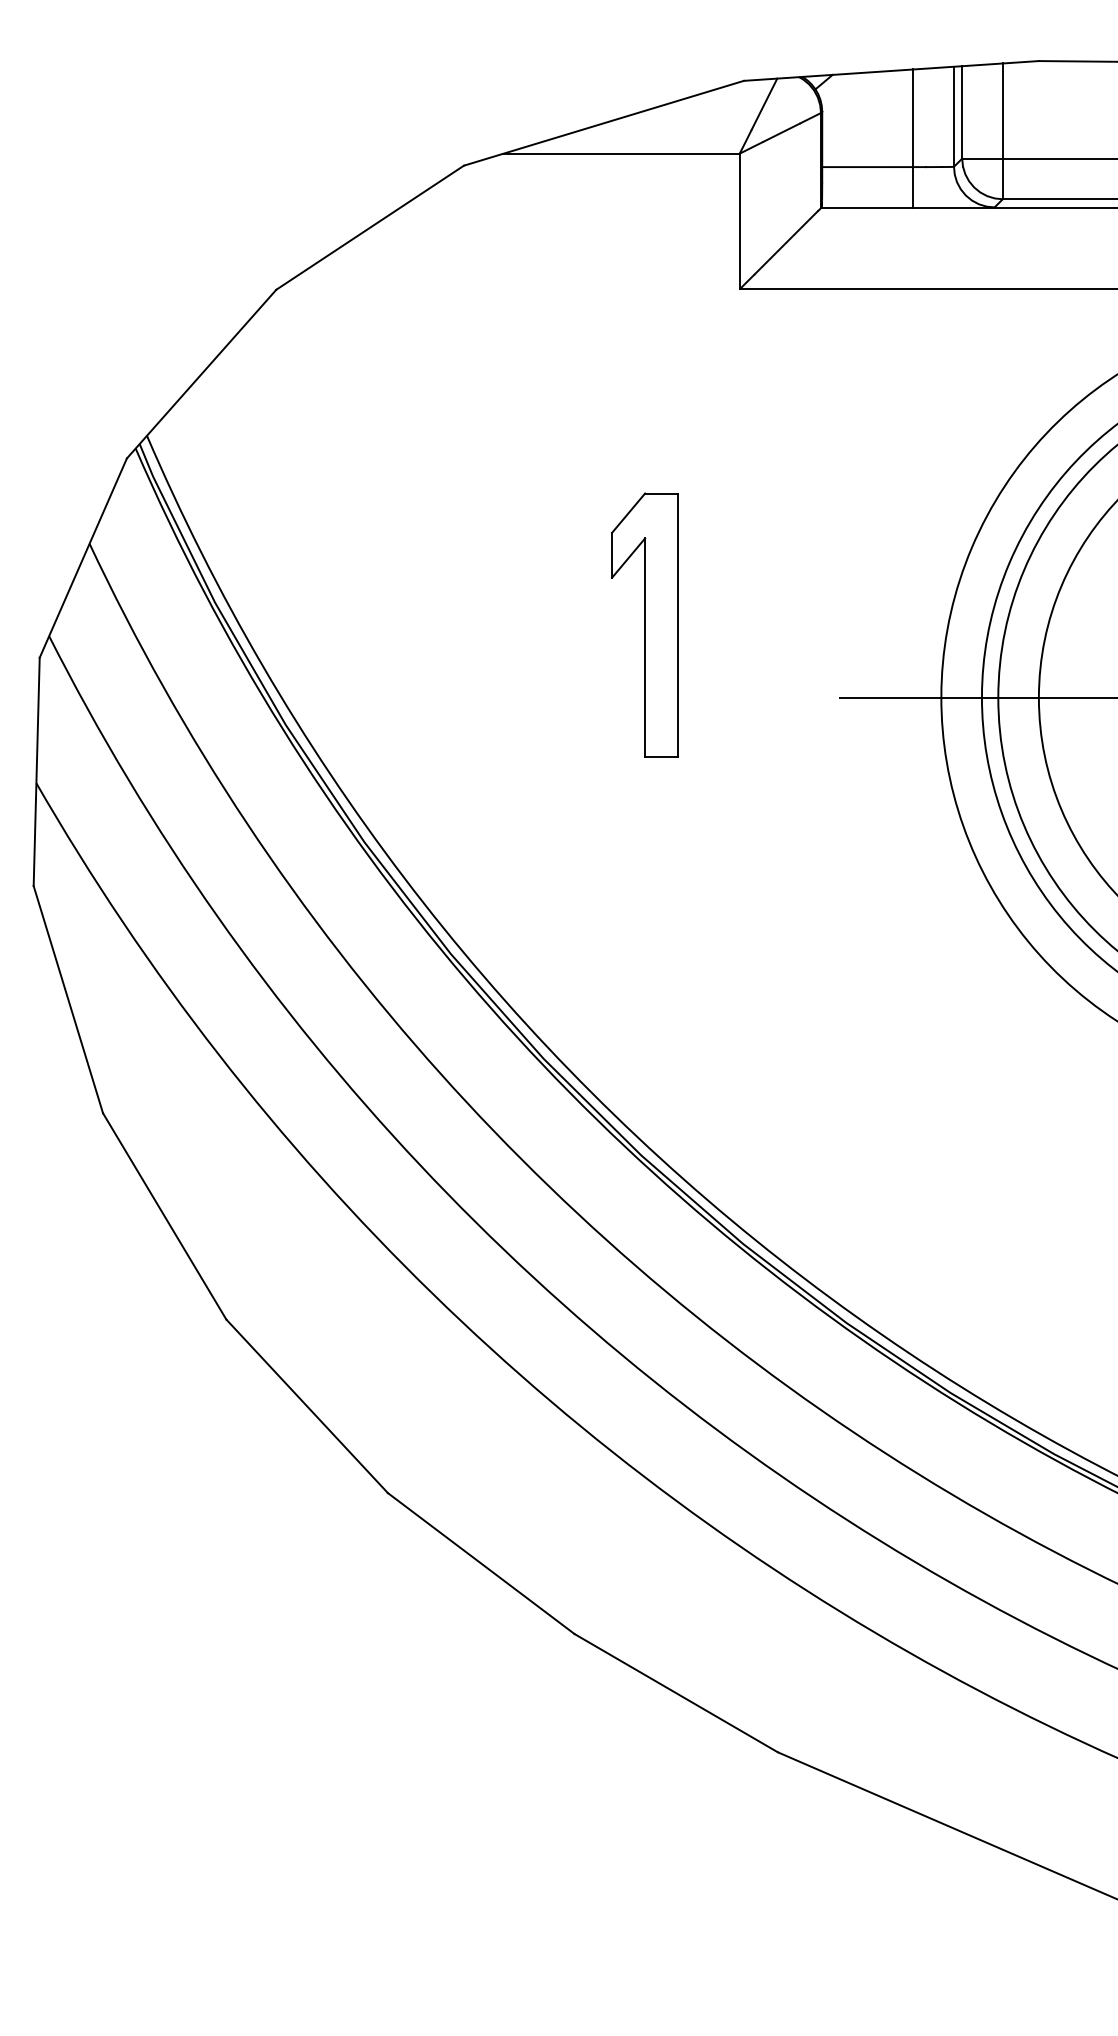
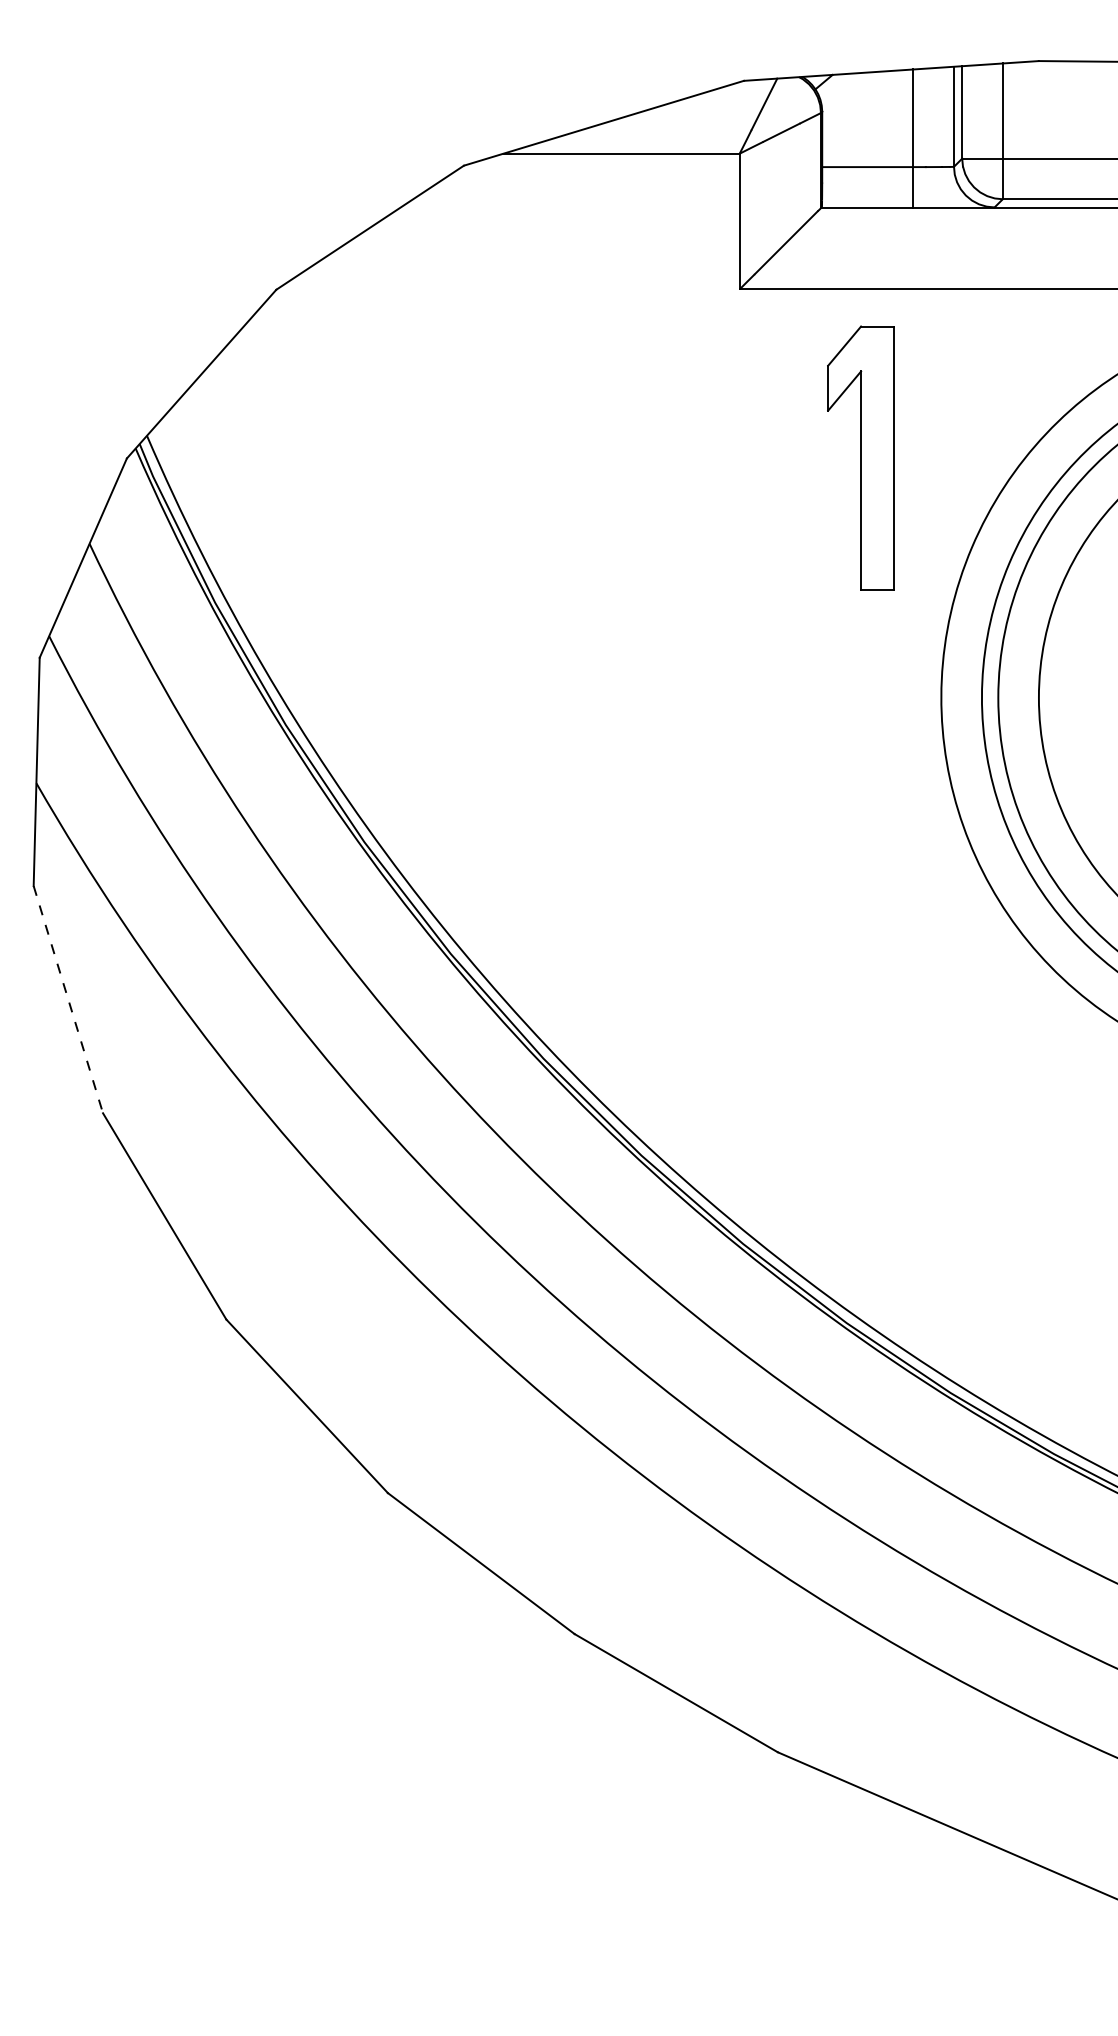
part position: (644, 624) -> (860, 457) (860, 457)
line: present -> none (976, 697)
line: solid -> dashed (68, 999)
